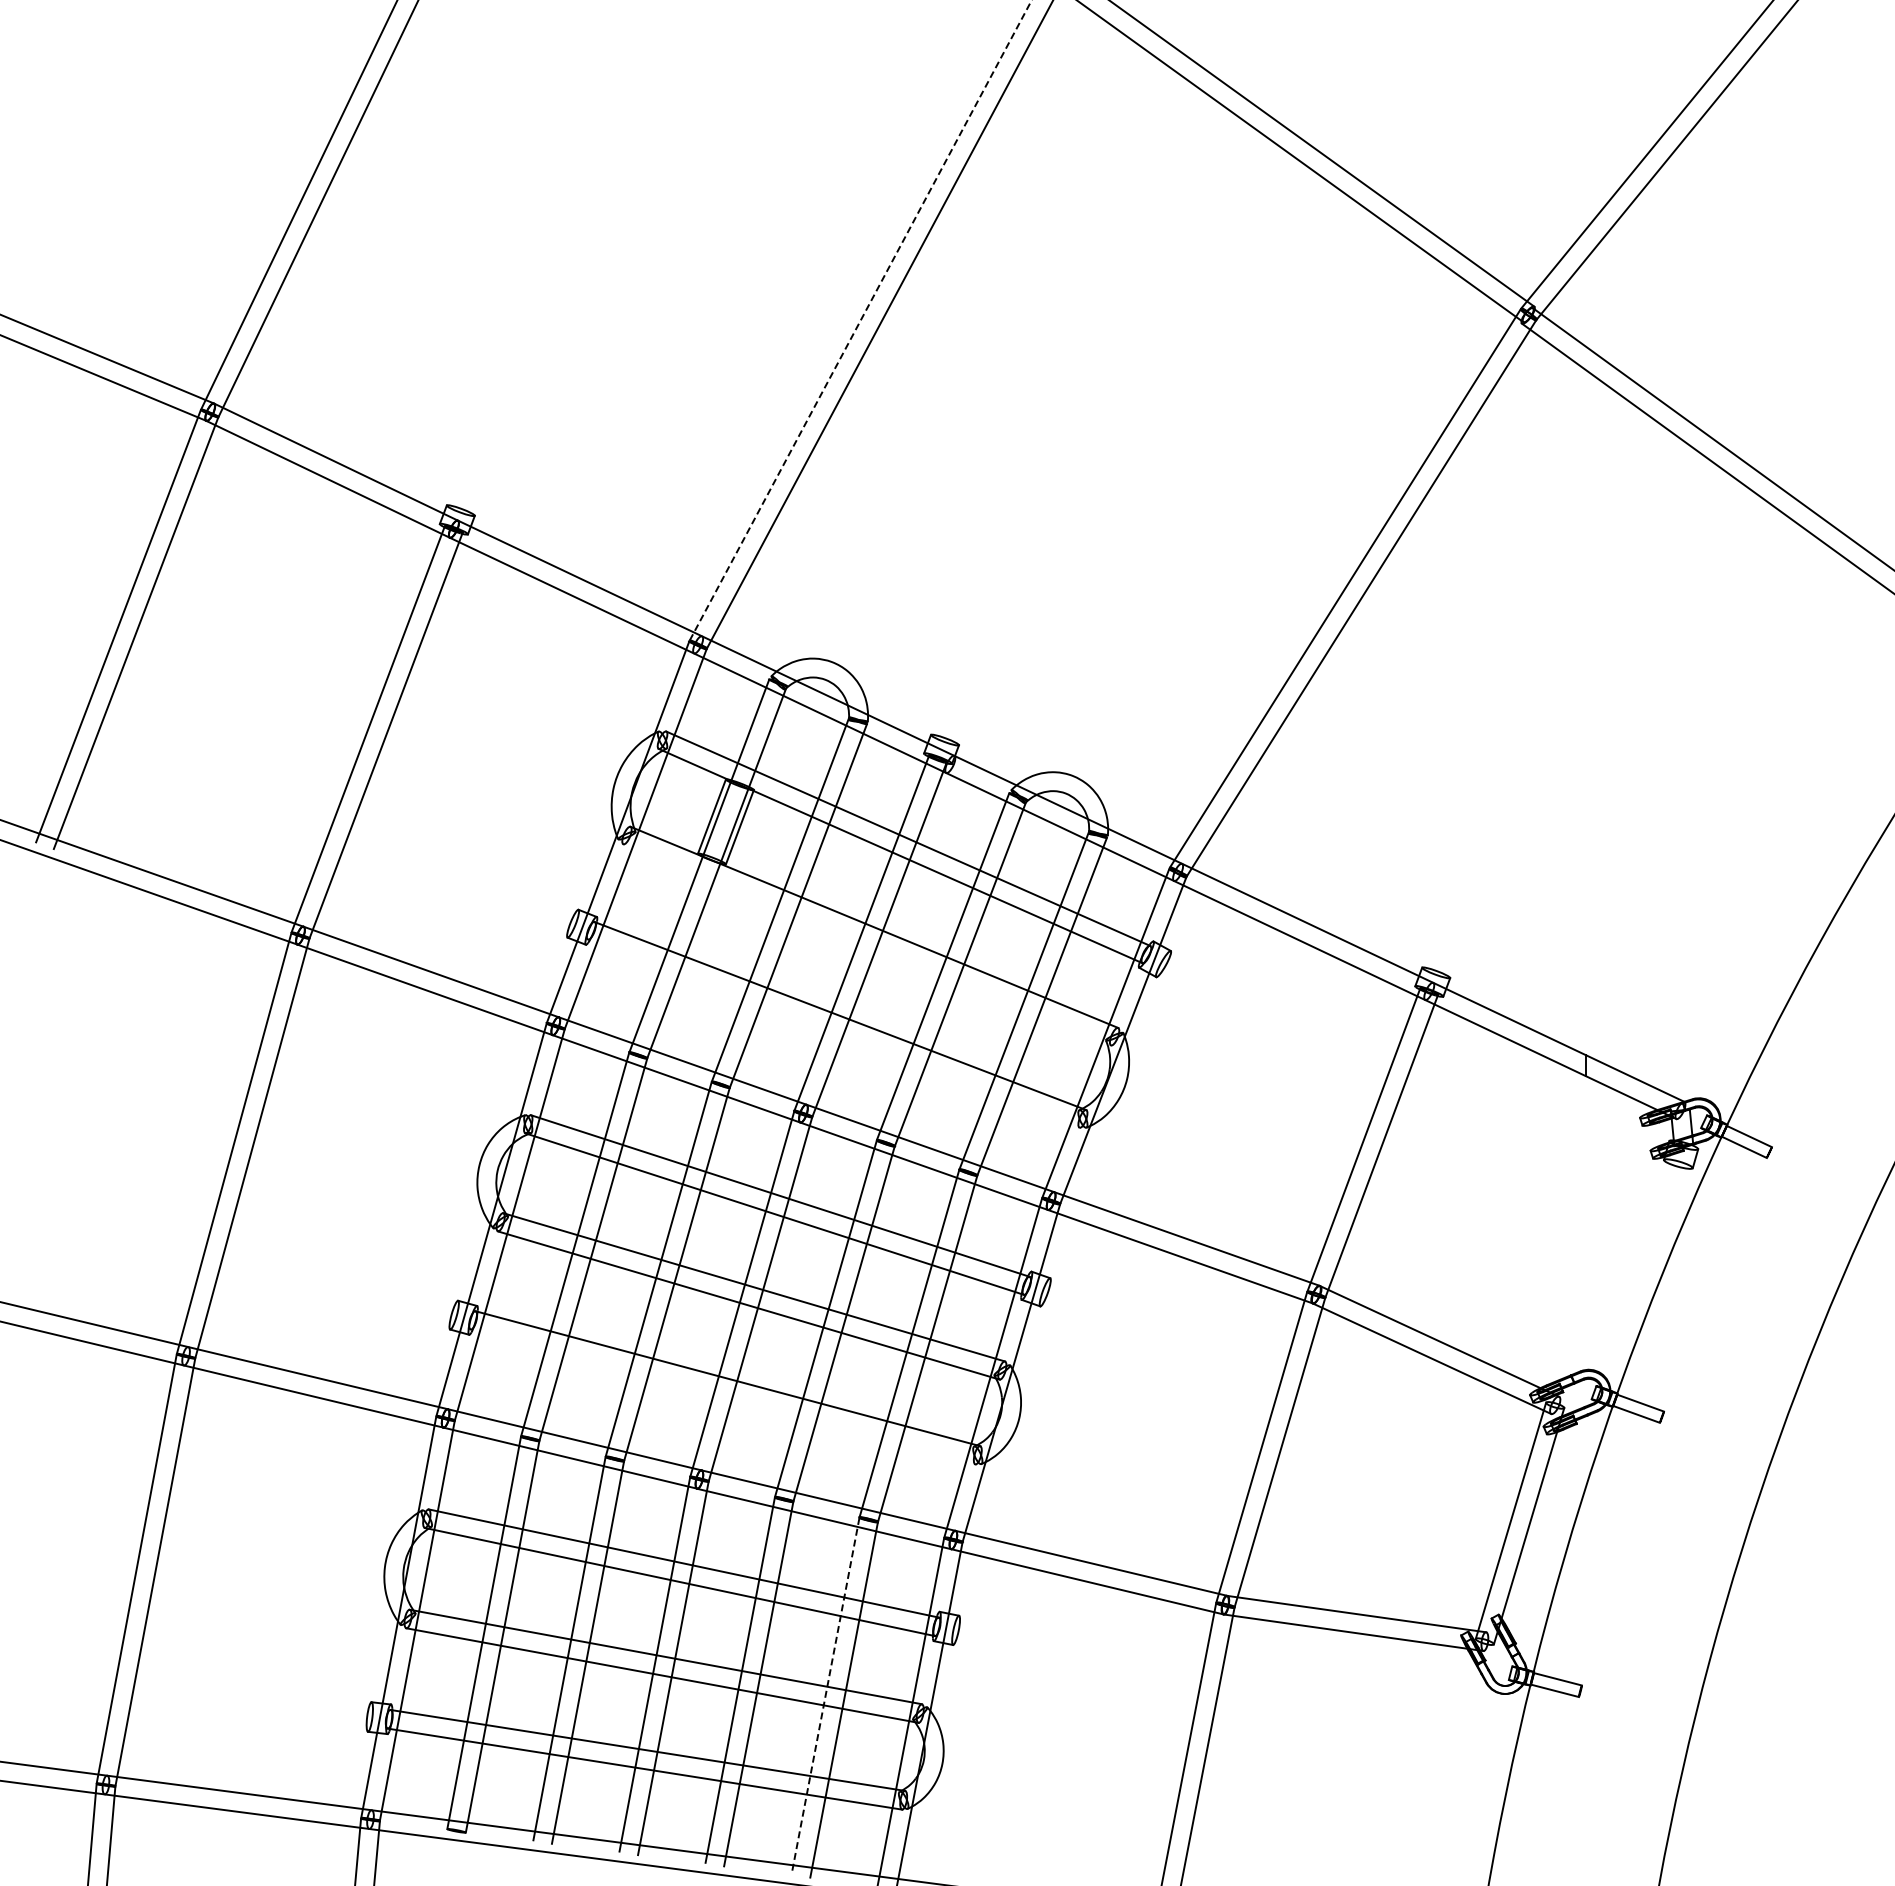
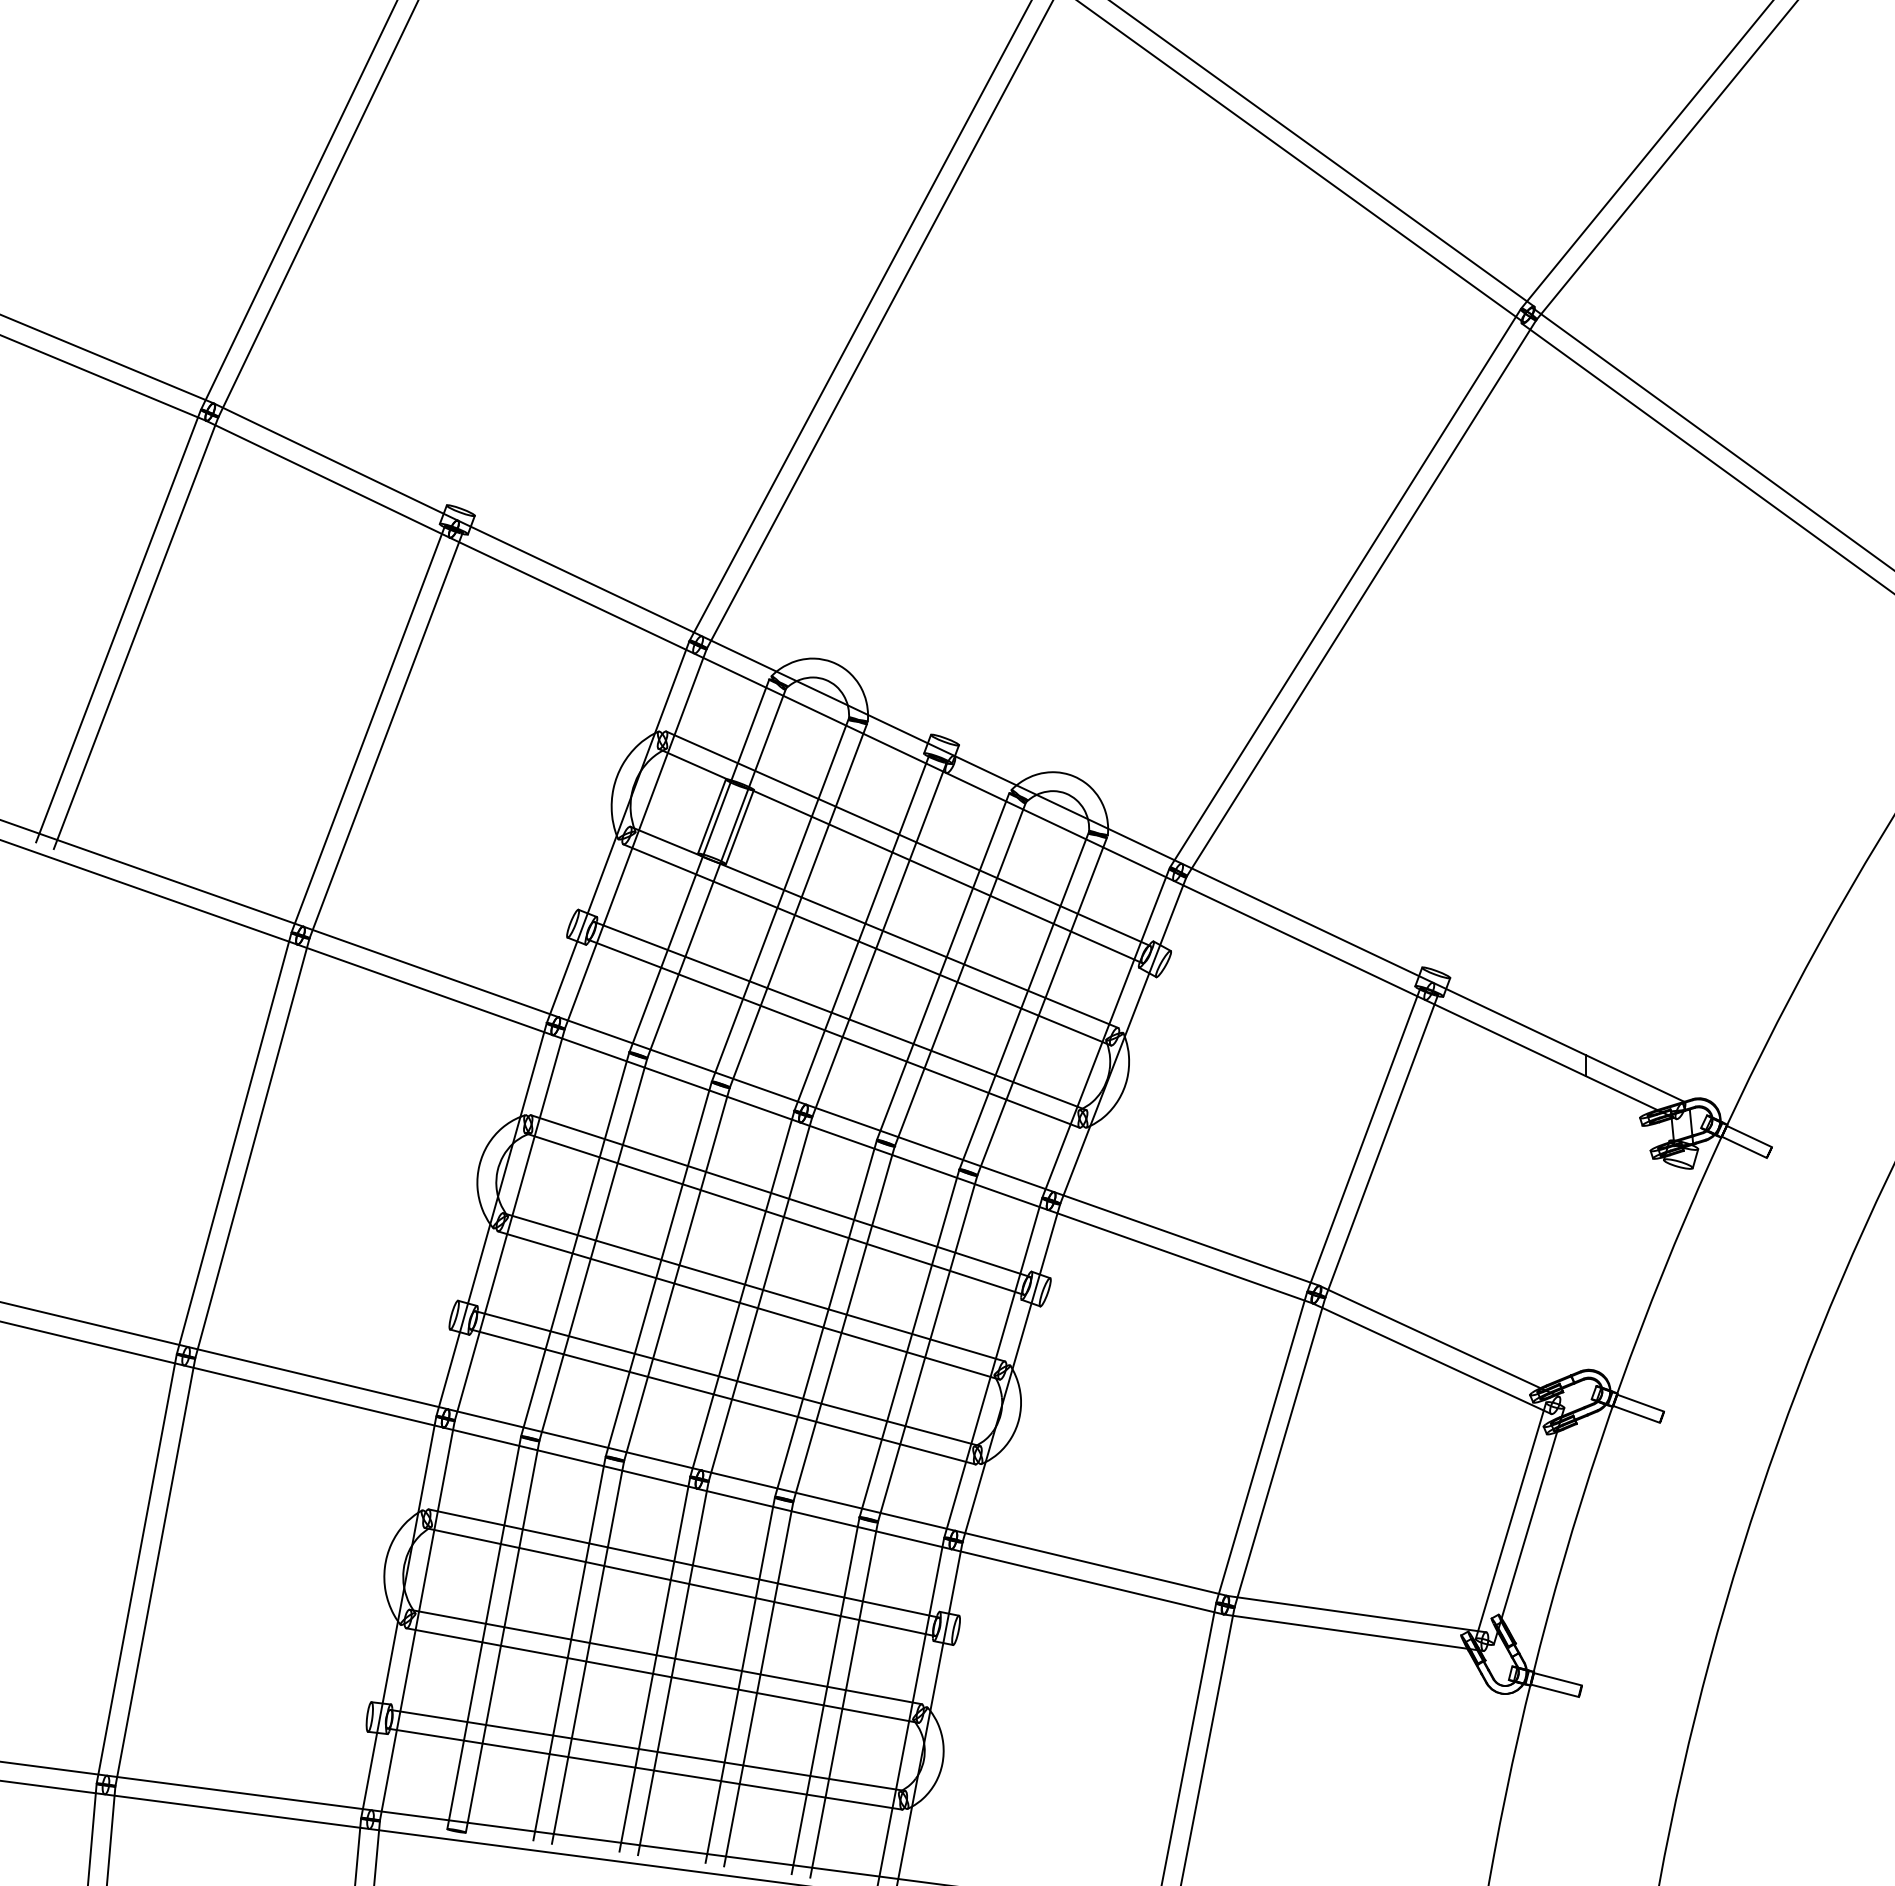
line: dashed -> solid (860, 320)
line: none -> present (867, 944)
line: none -> present (833, 1033)
line: none -> present (722, 1396)
line: dashed -> solid (825, 1696)
